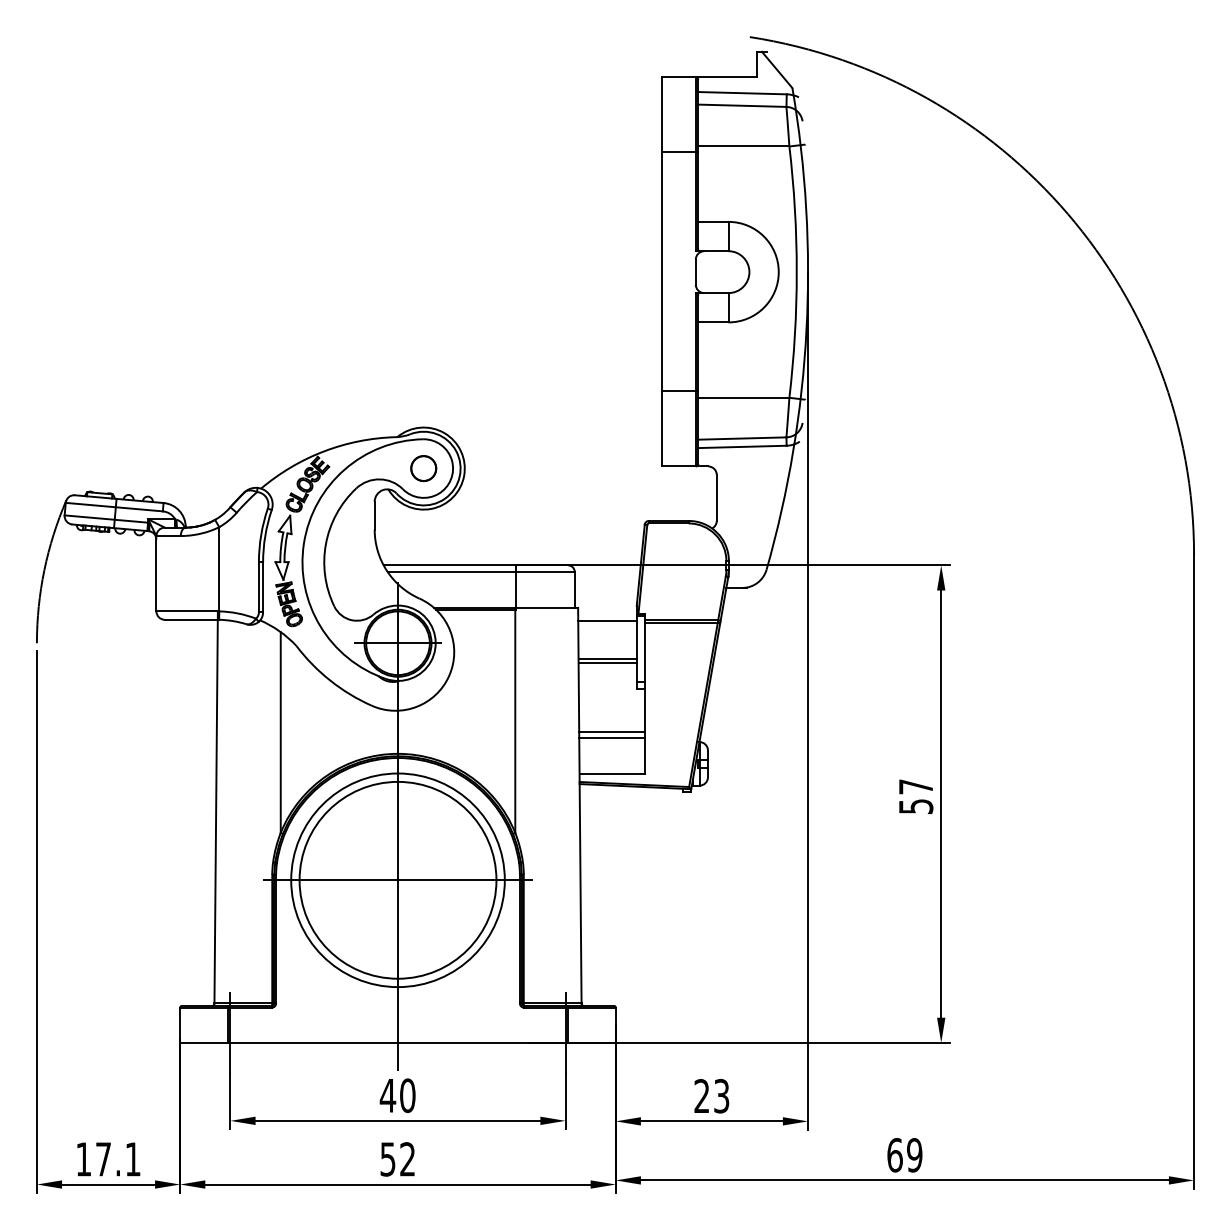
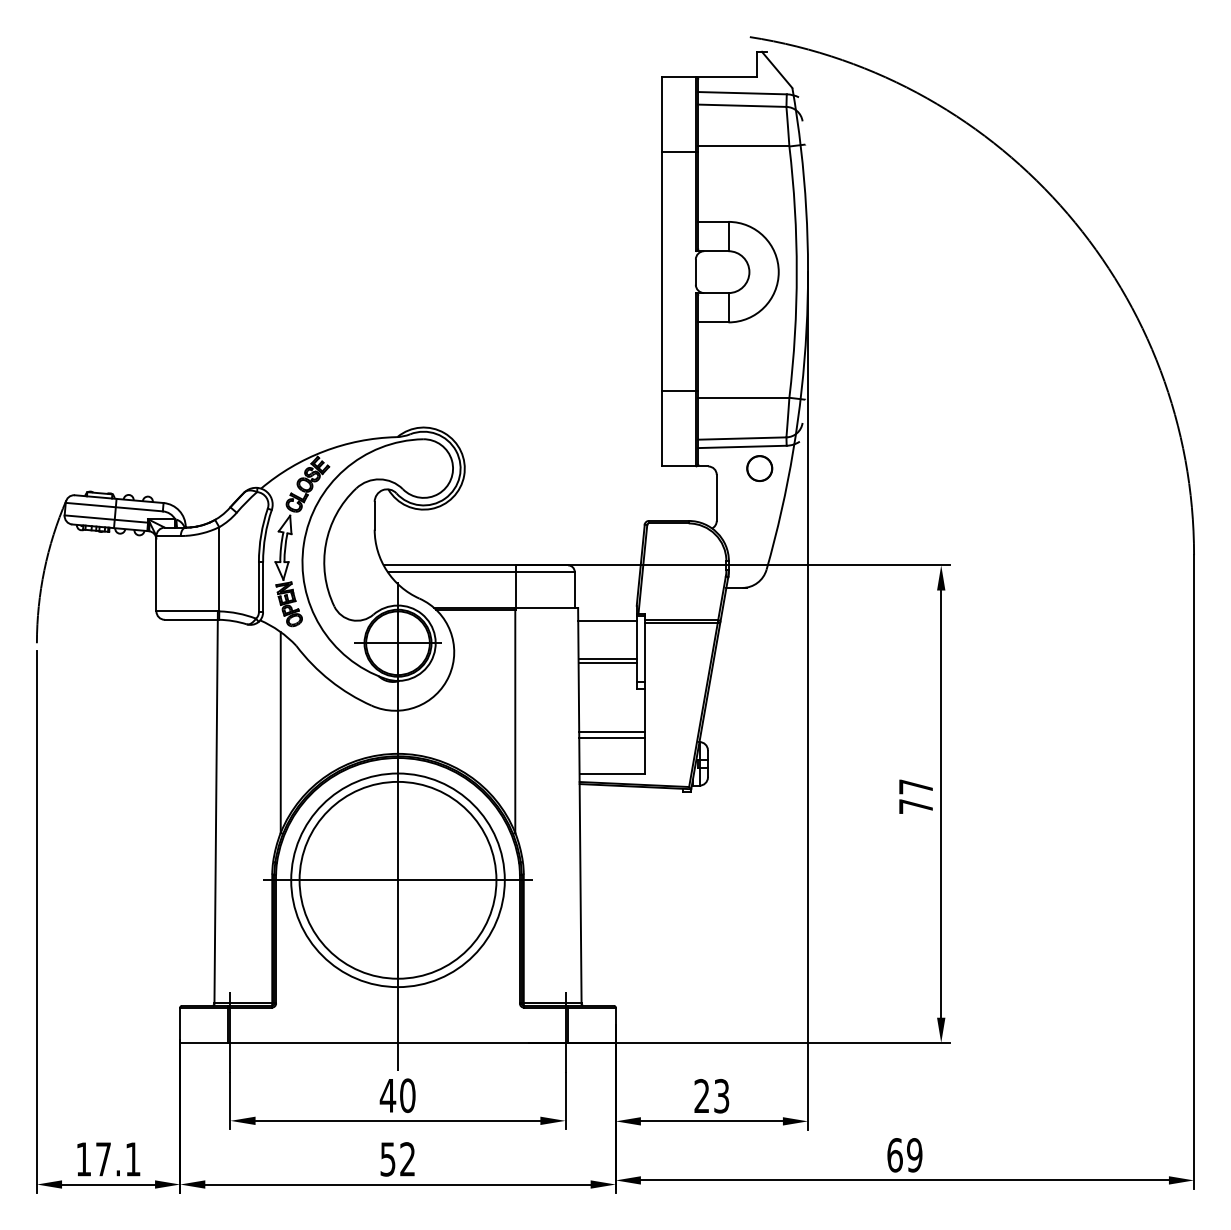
circle position: (423, 468) -> (759, 468) (759, 468)
text: 57 -> 77 (916, 806)
